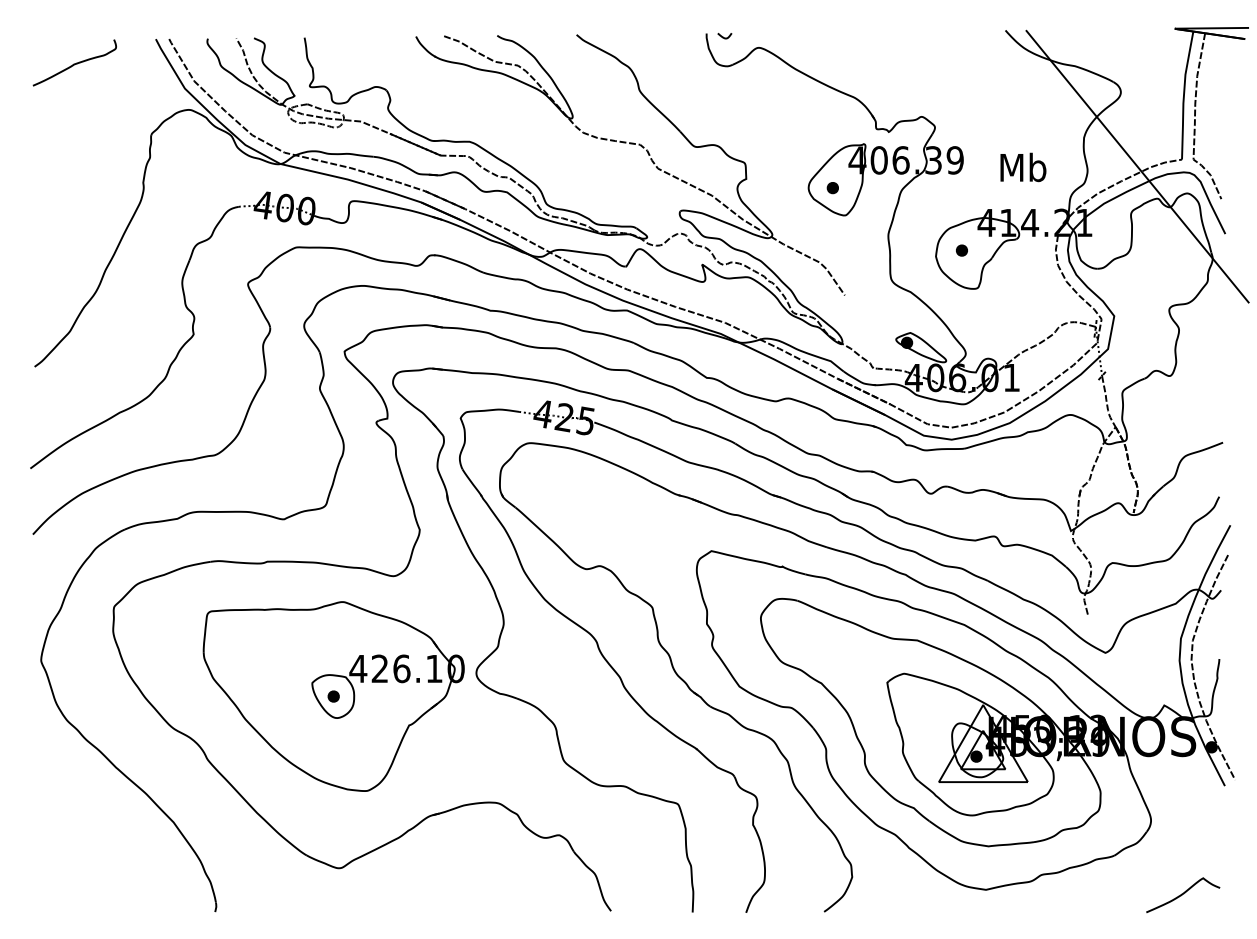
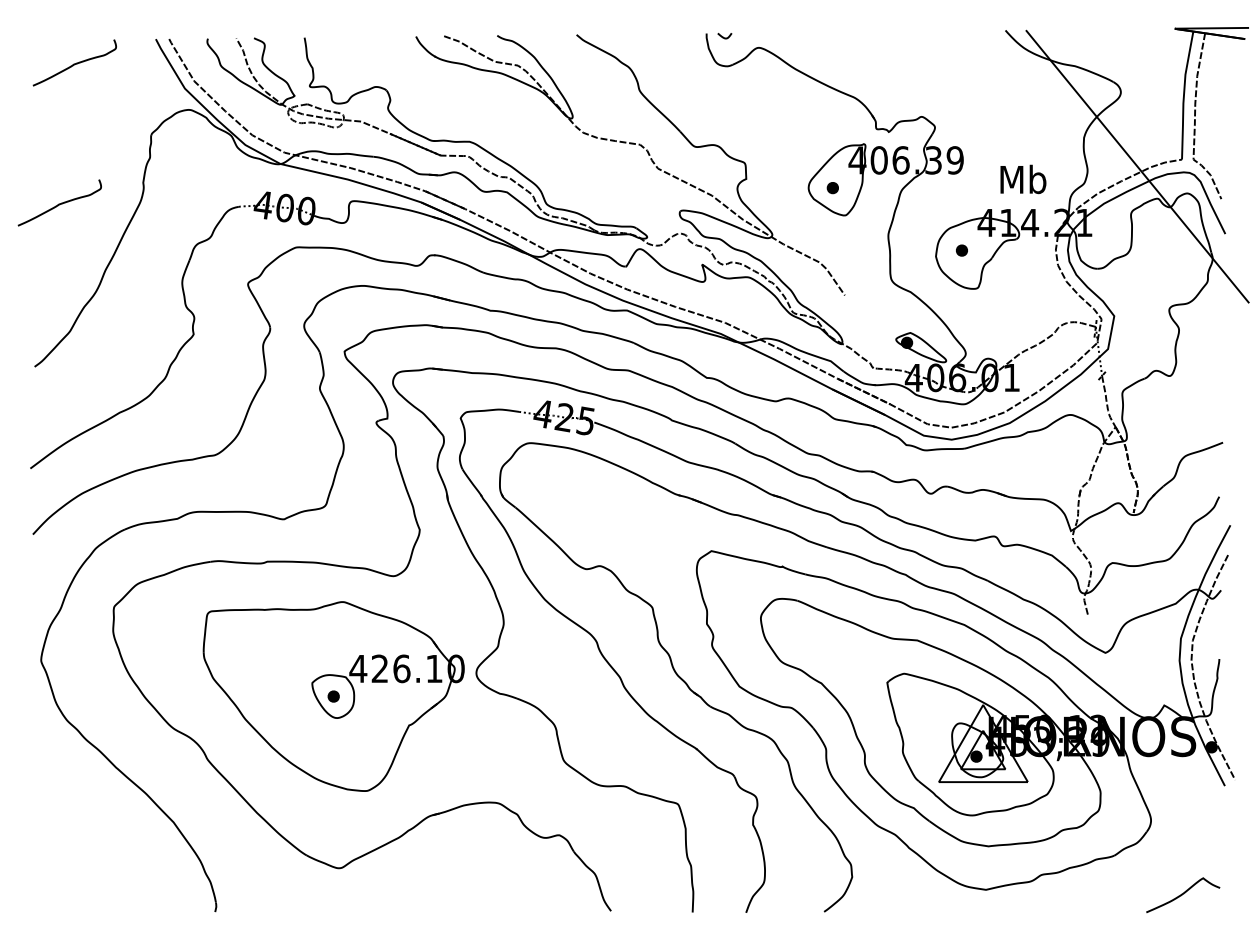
text position: (1023, 167) -> (1023, 179) (1023, 179)
curve: none -> present (59, 203)
